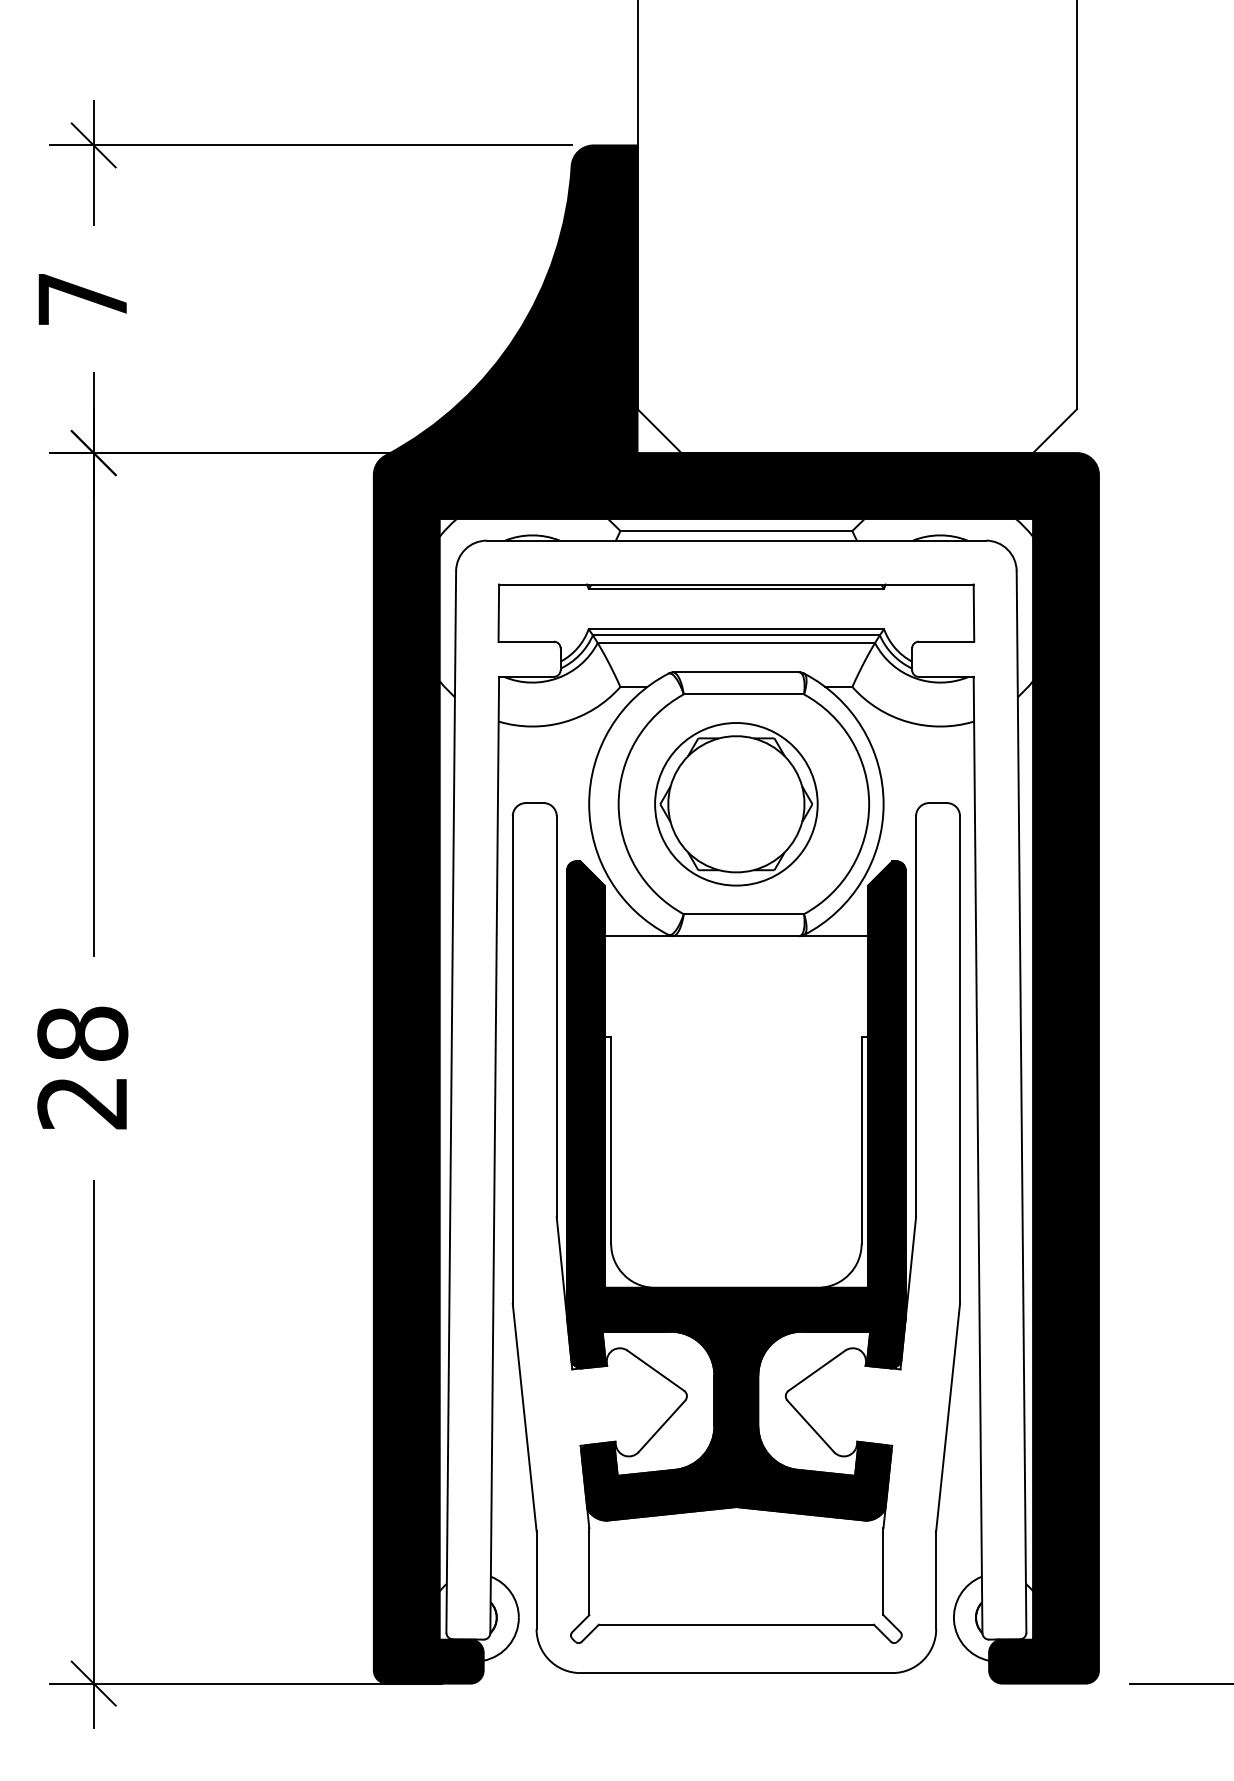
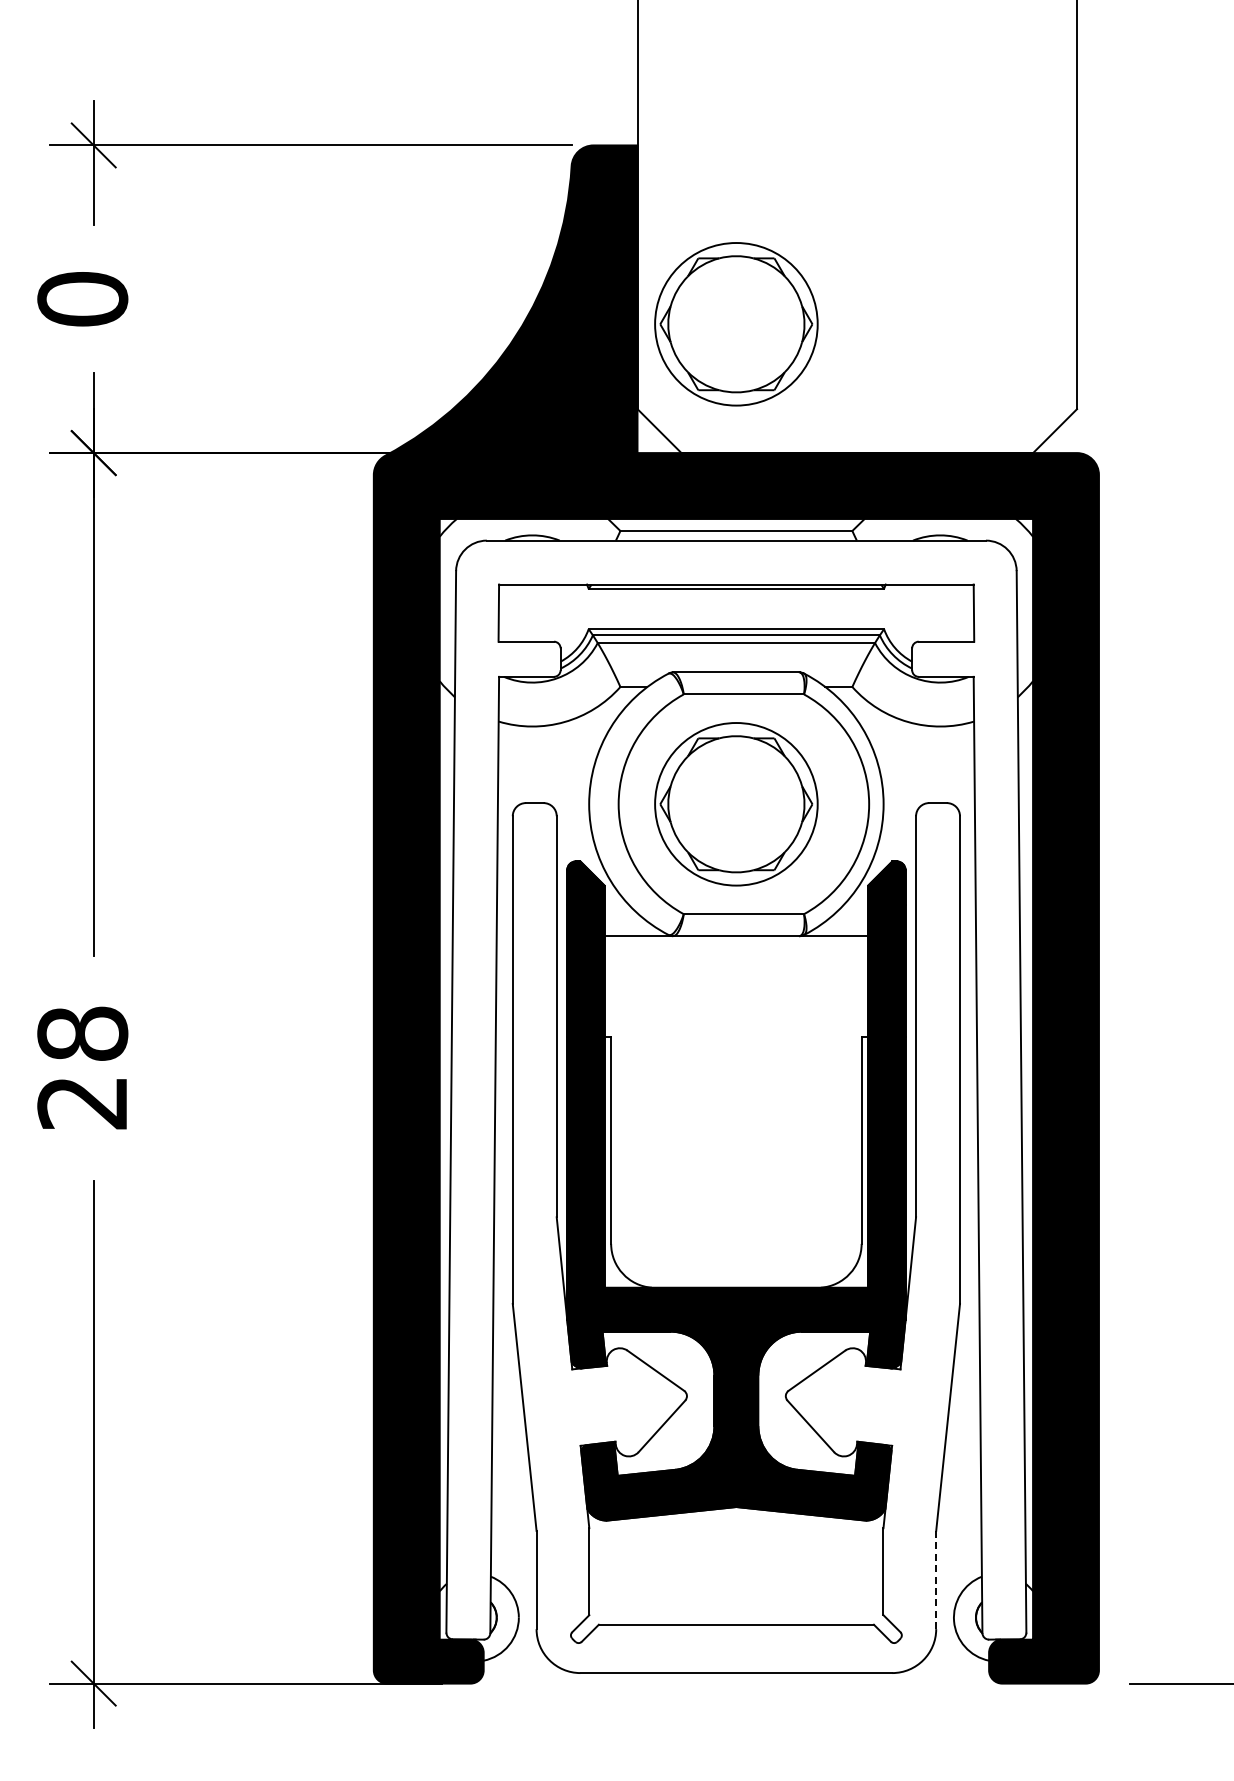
text: 7 -> 0 (82, 299)
part: none -> present (736, 324)
line: solid -> dashed (936, 1579)
